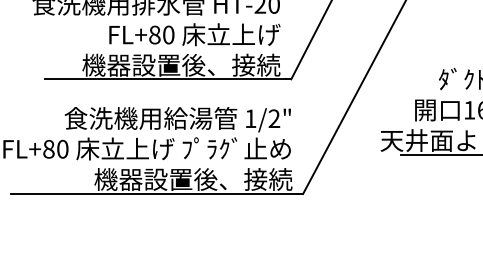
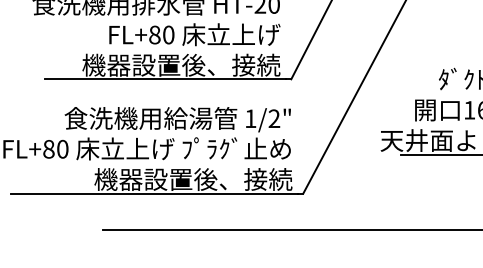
line: none -> present (290, 230)
